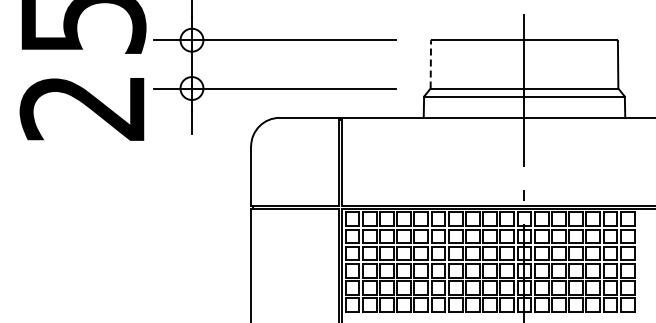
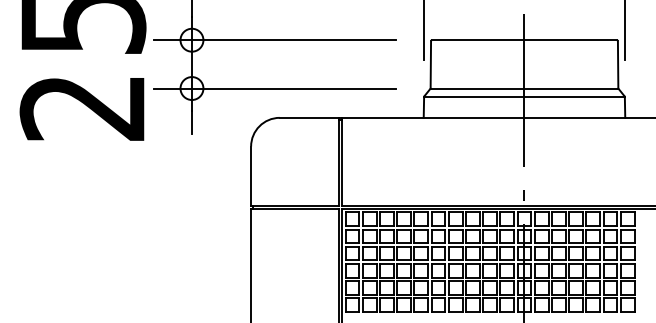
line: none -> present (424, 30)
line: none -> present (624, 30)
line: dashed -> solid (430, 64)
